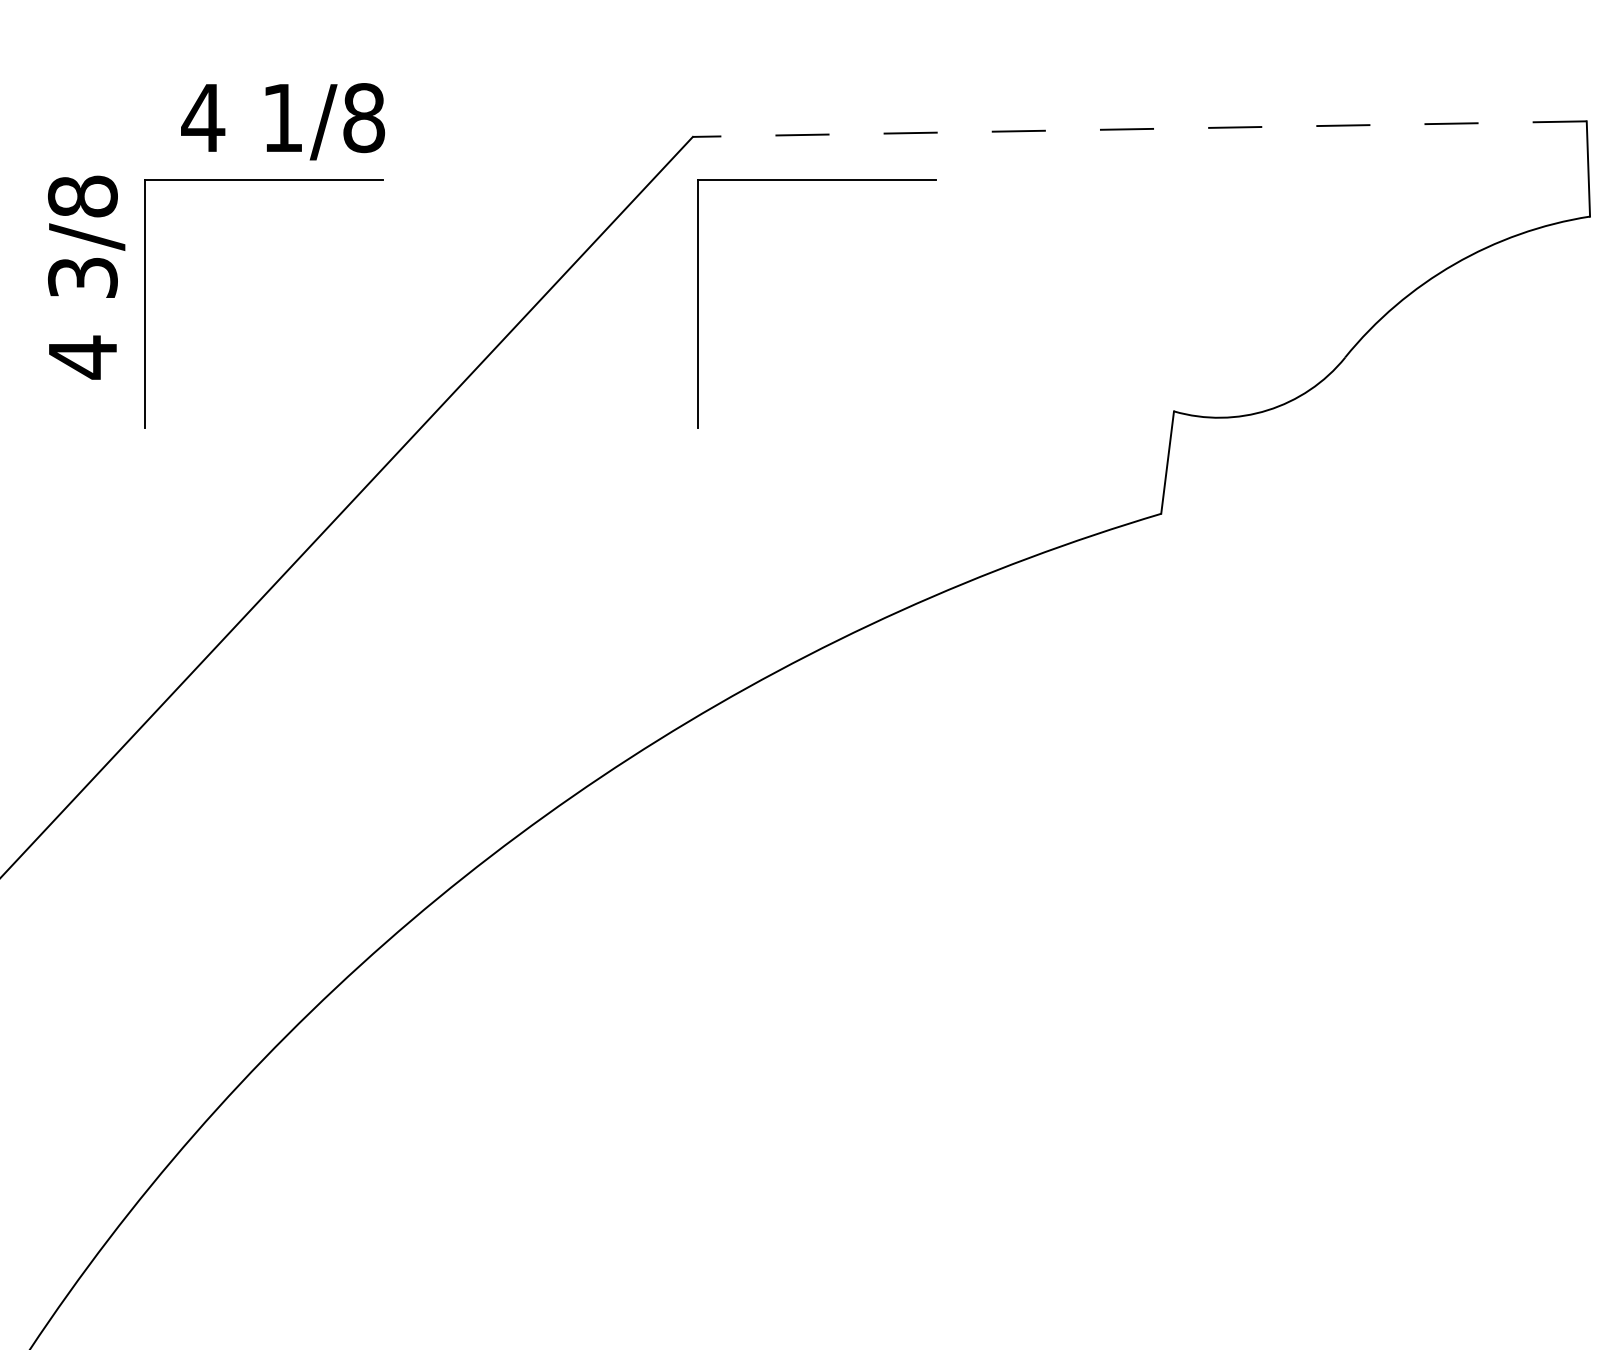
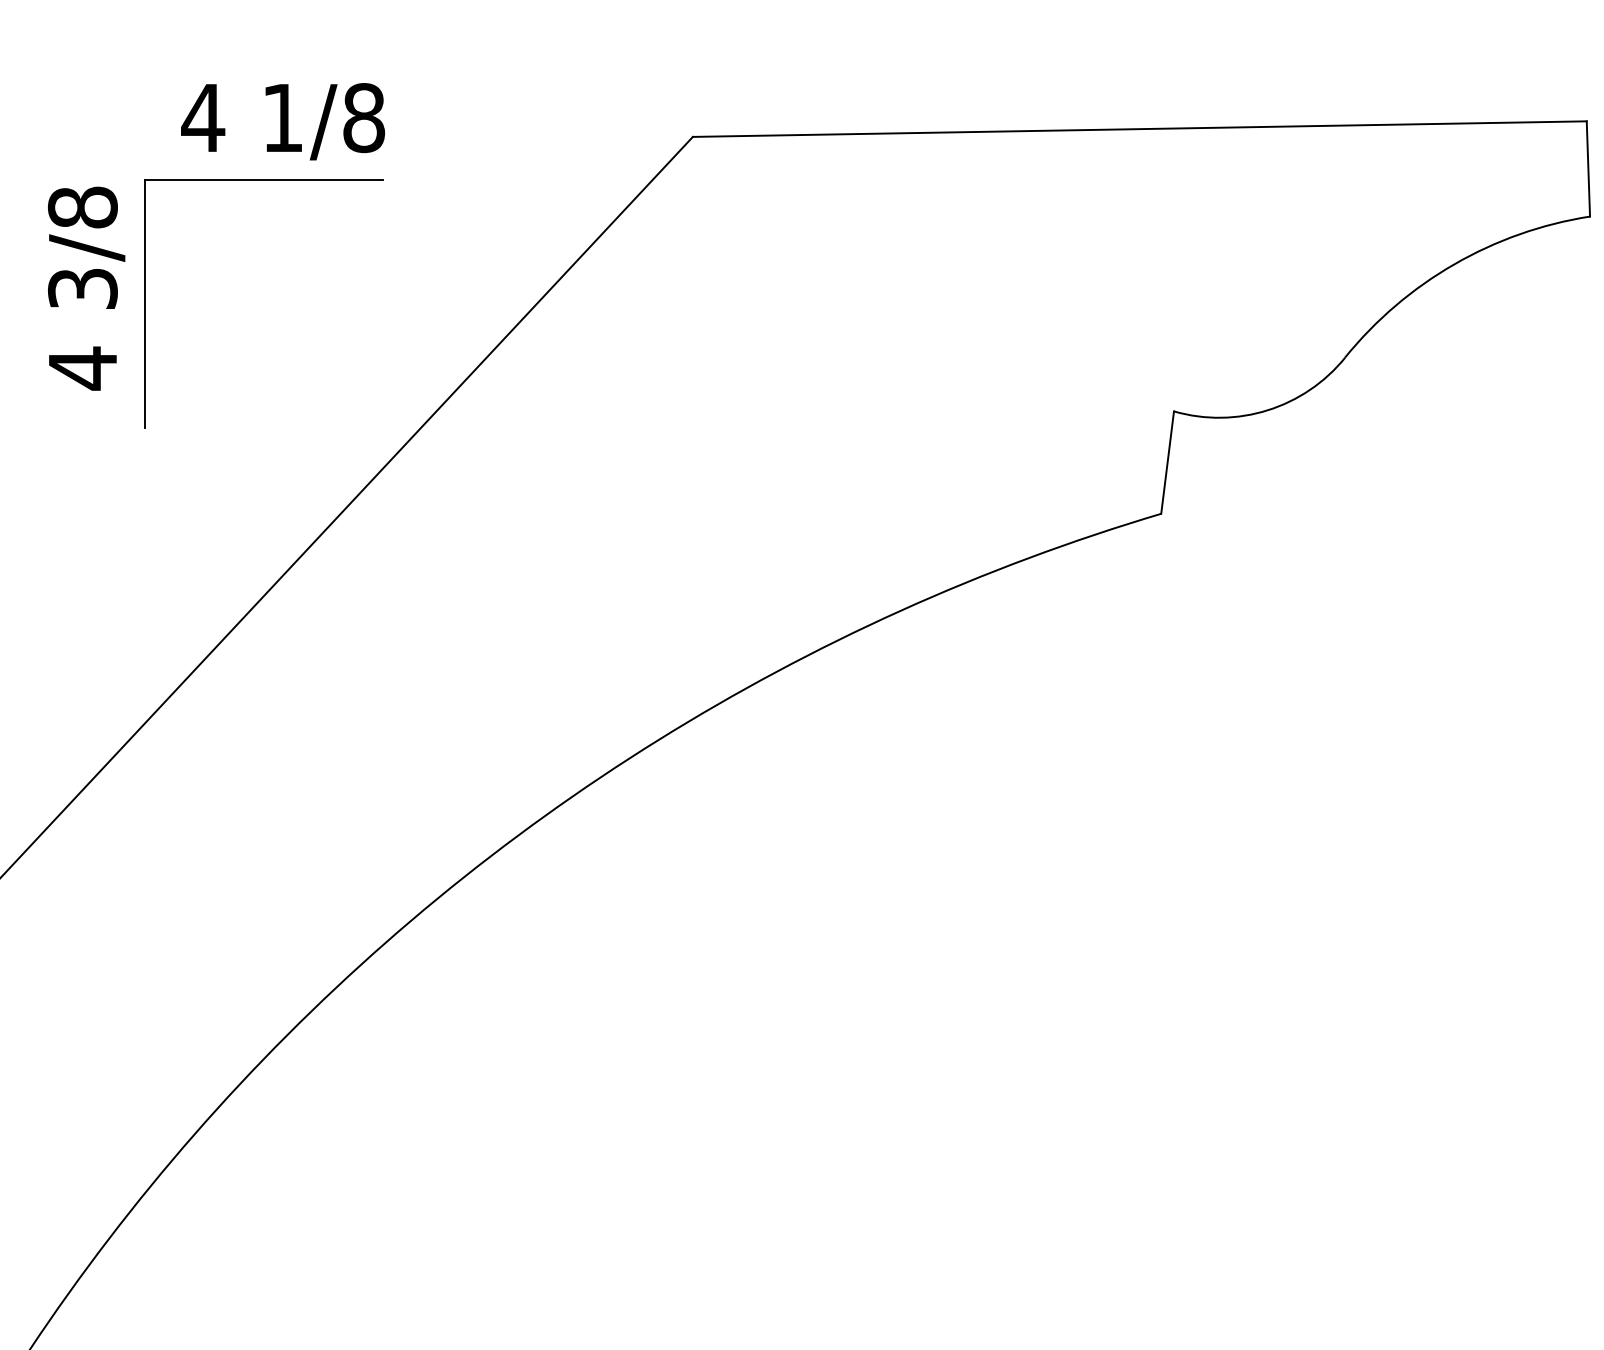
line: dashed -> solid (1139, 129)
text position: (86, 277) -> (86, 288) (86, 288)
part: present -> none (698, 303)
